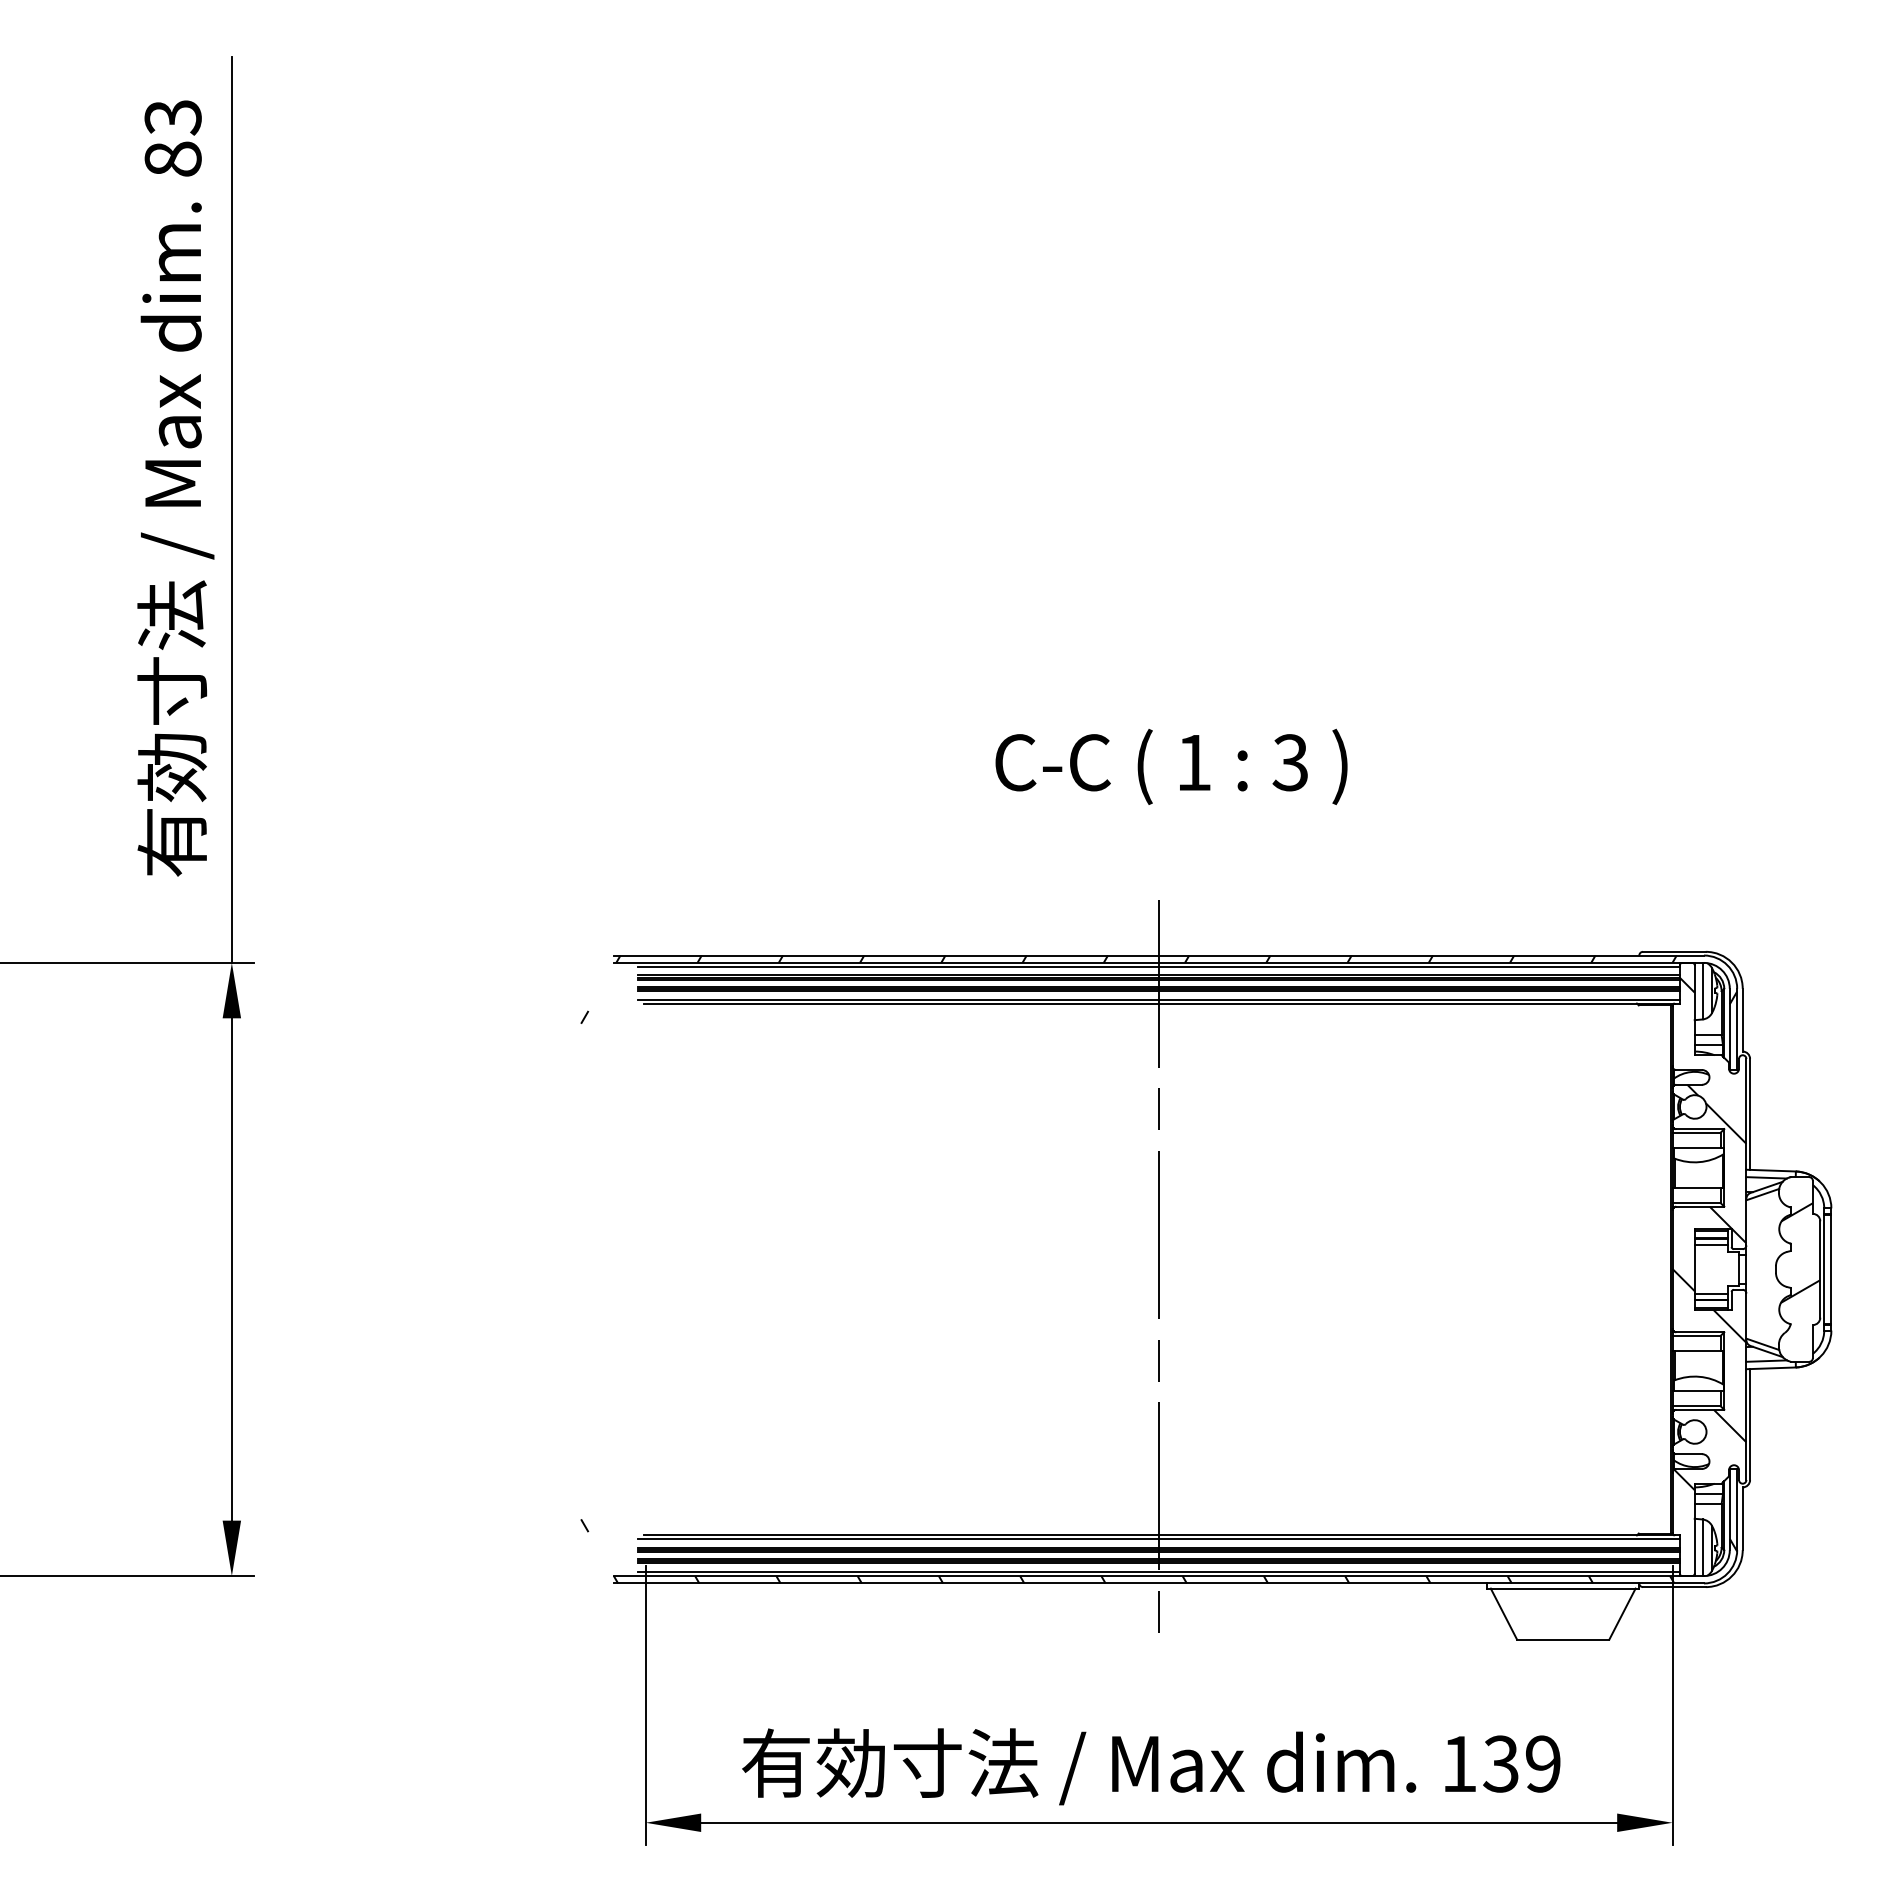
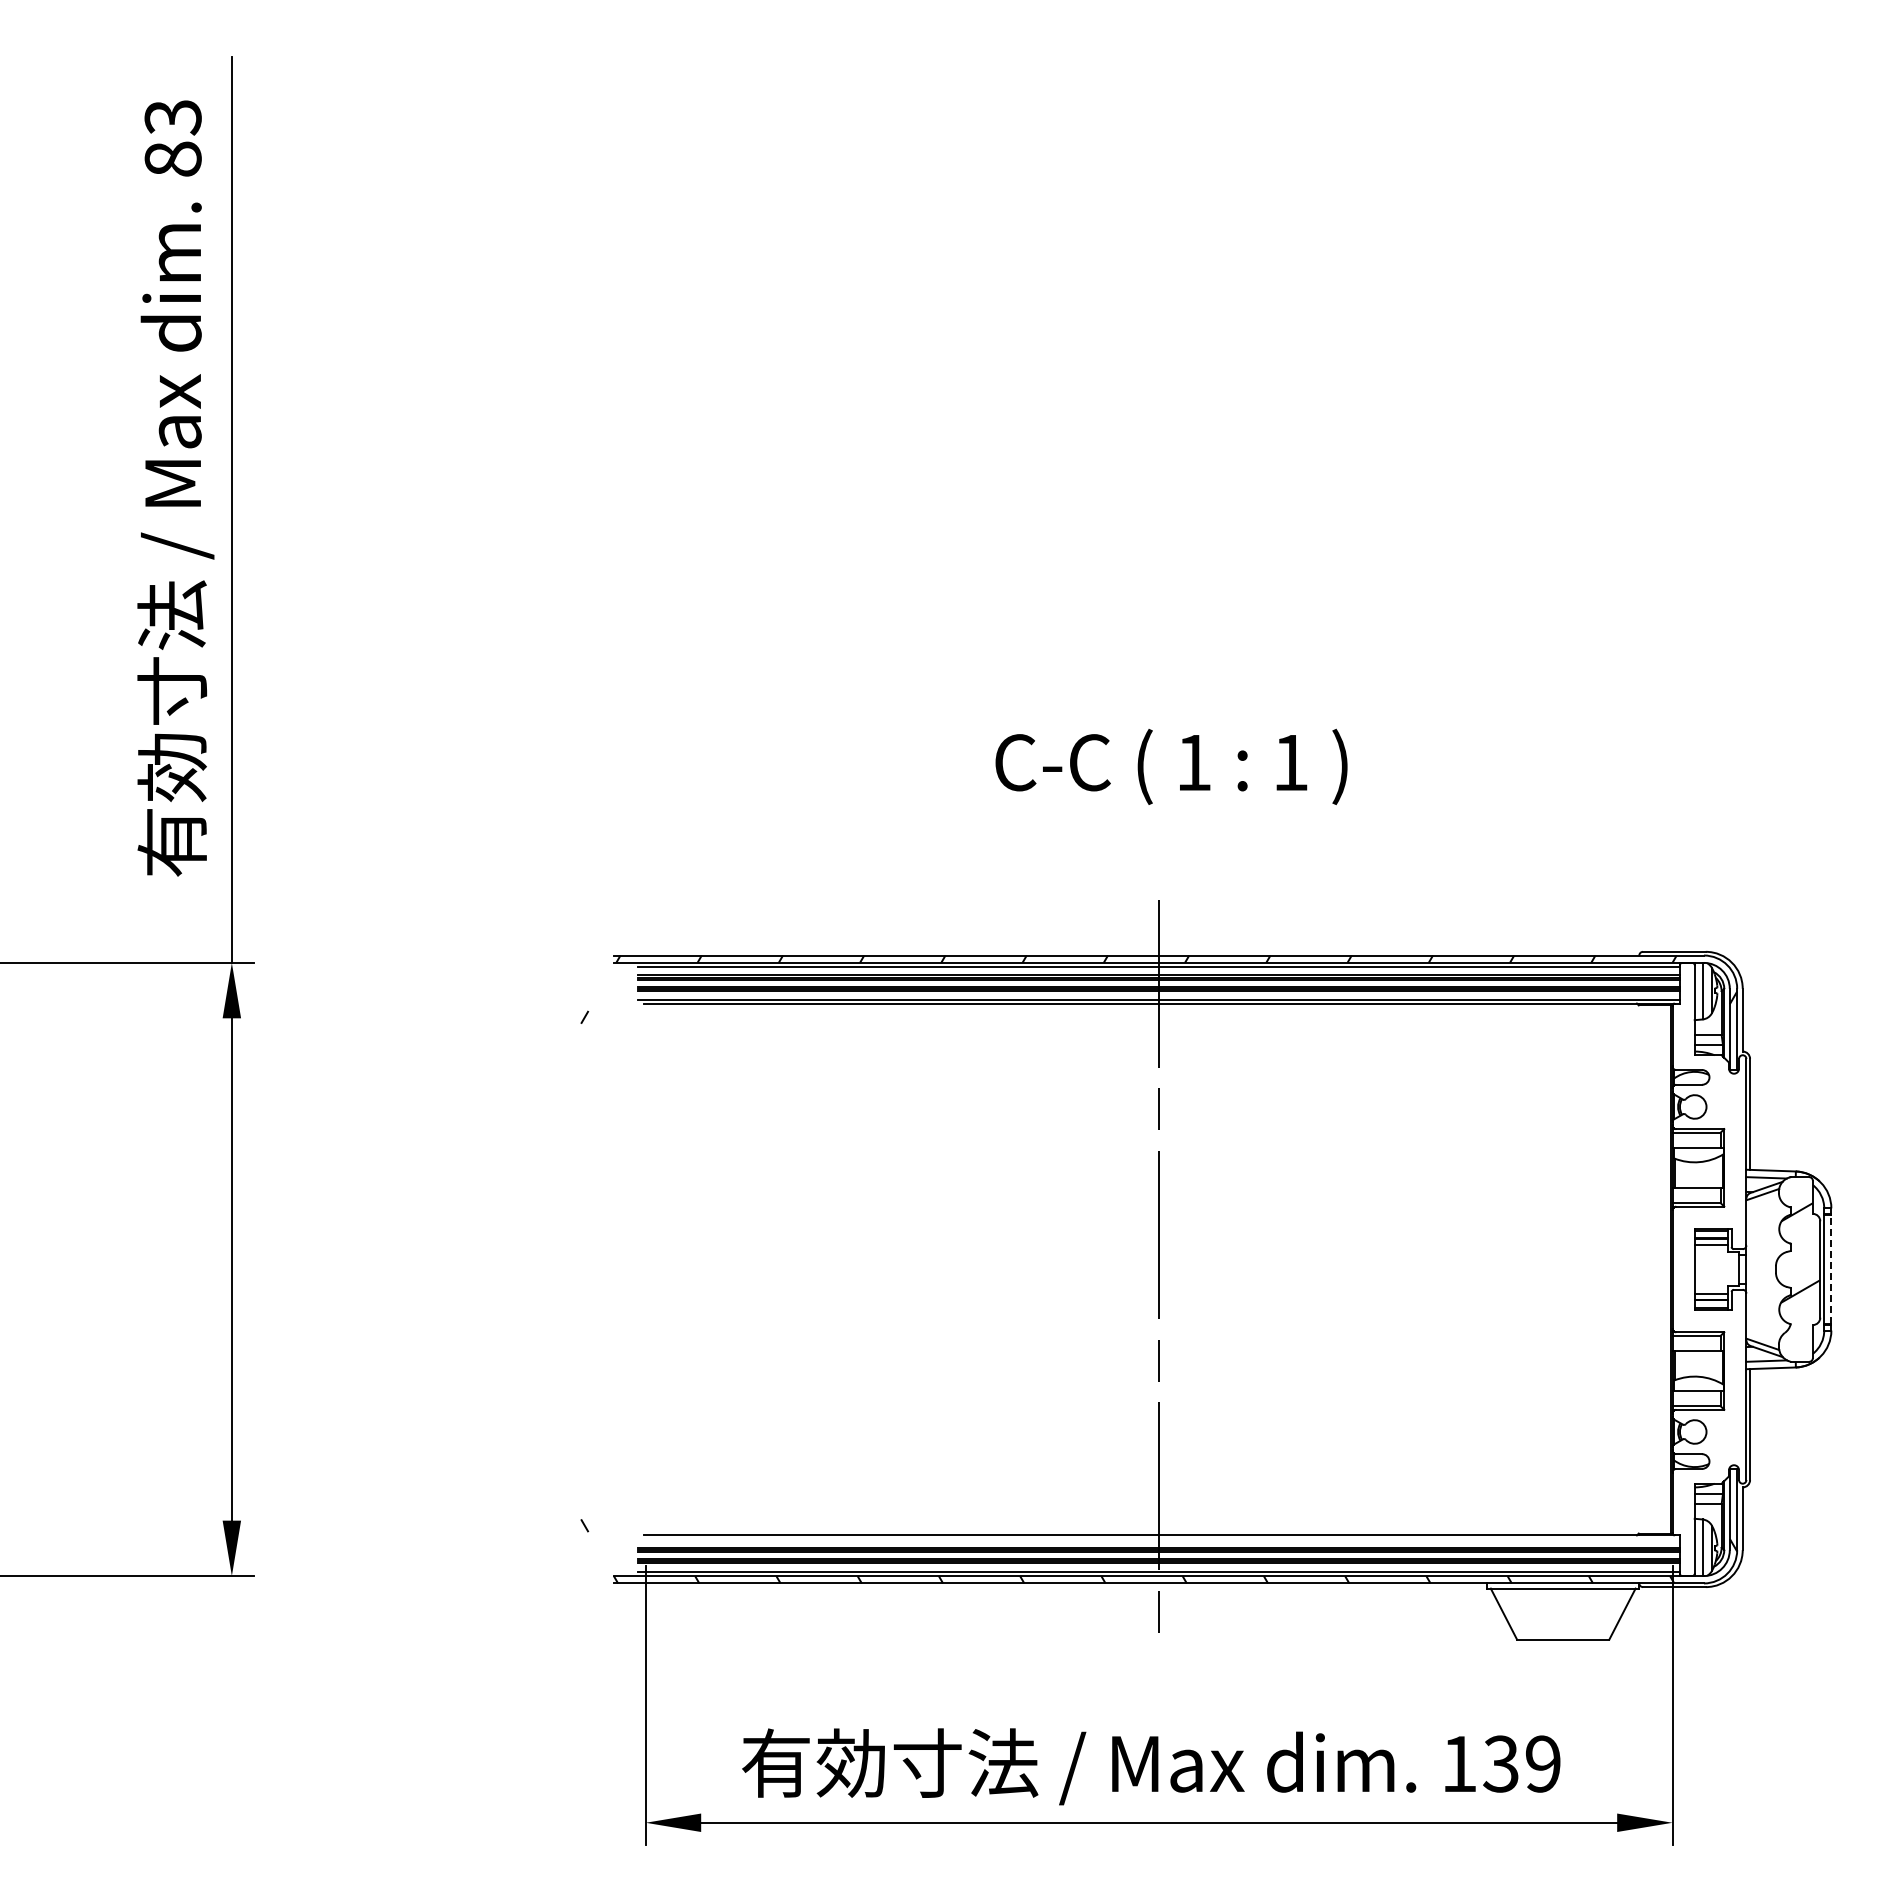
text: 3 -> 1 (1289, 762)
hatch: present -> none (1709, 1233)
line: solid -> dashed (1831, 1269)
line: present -> none (1158, 1539)
